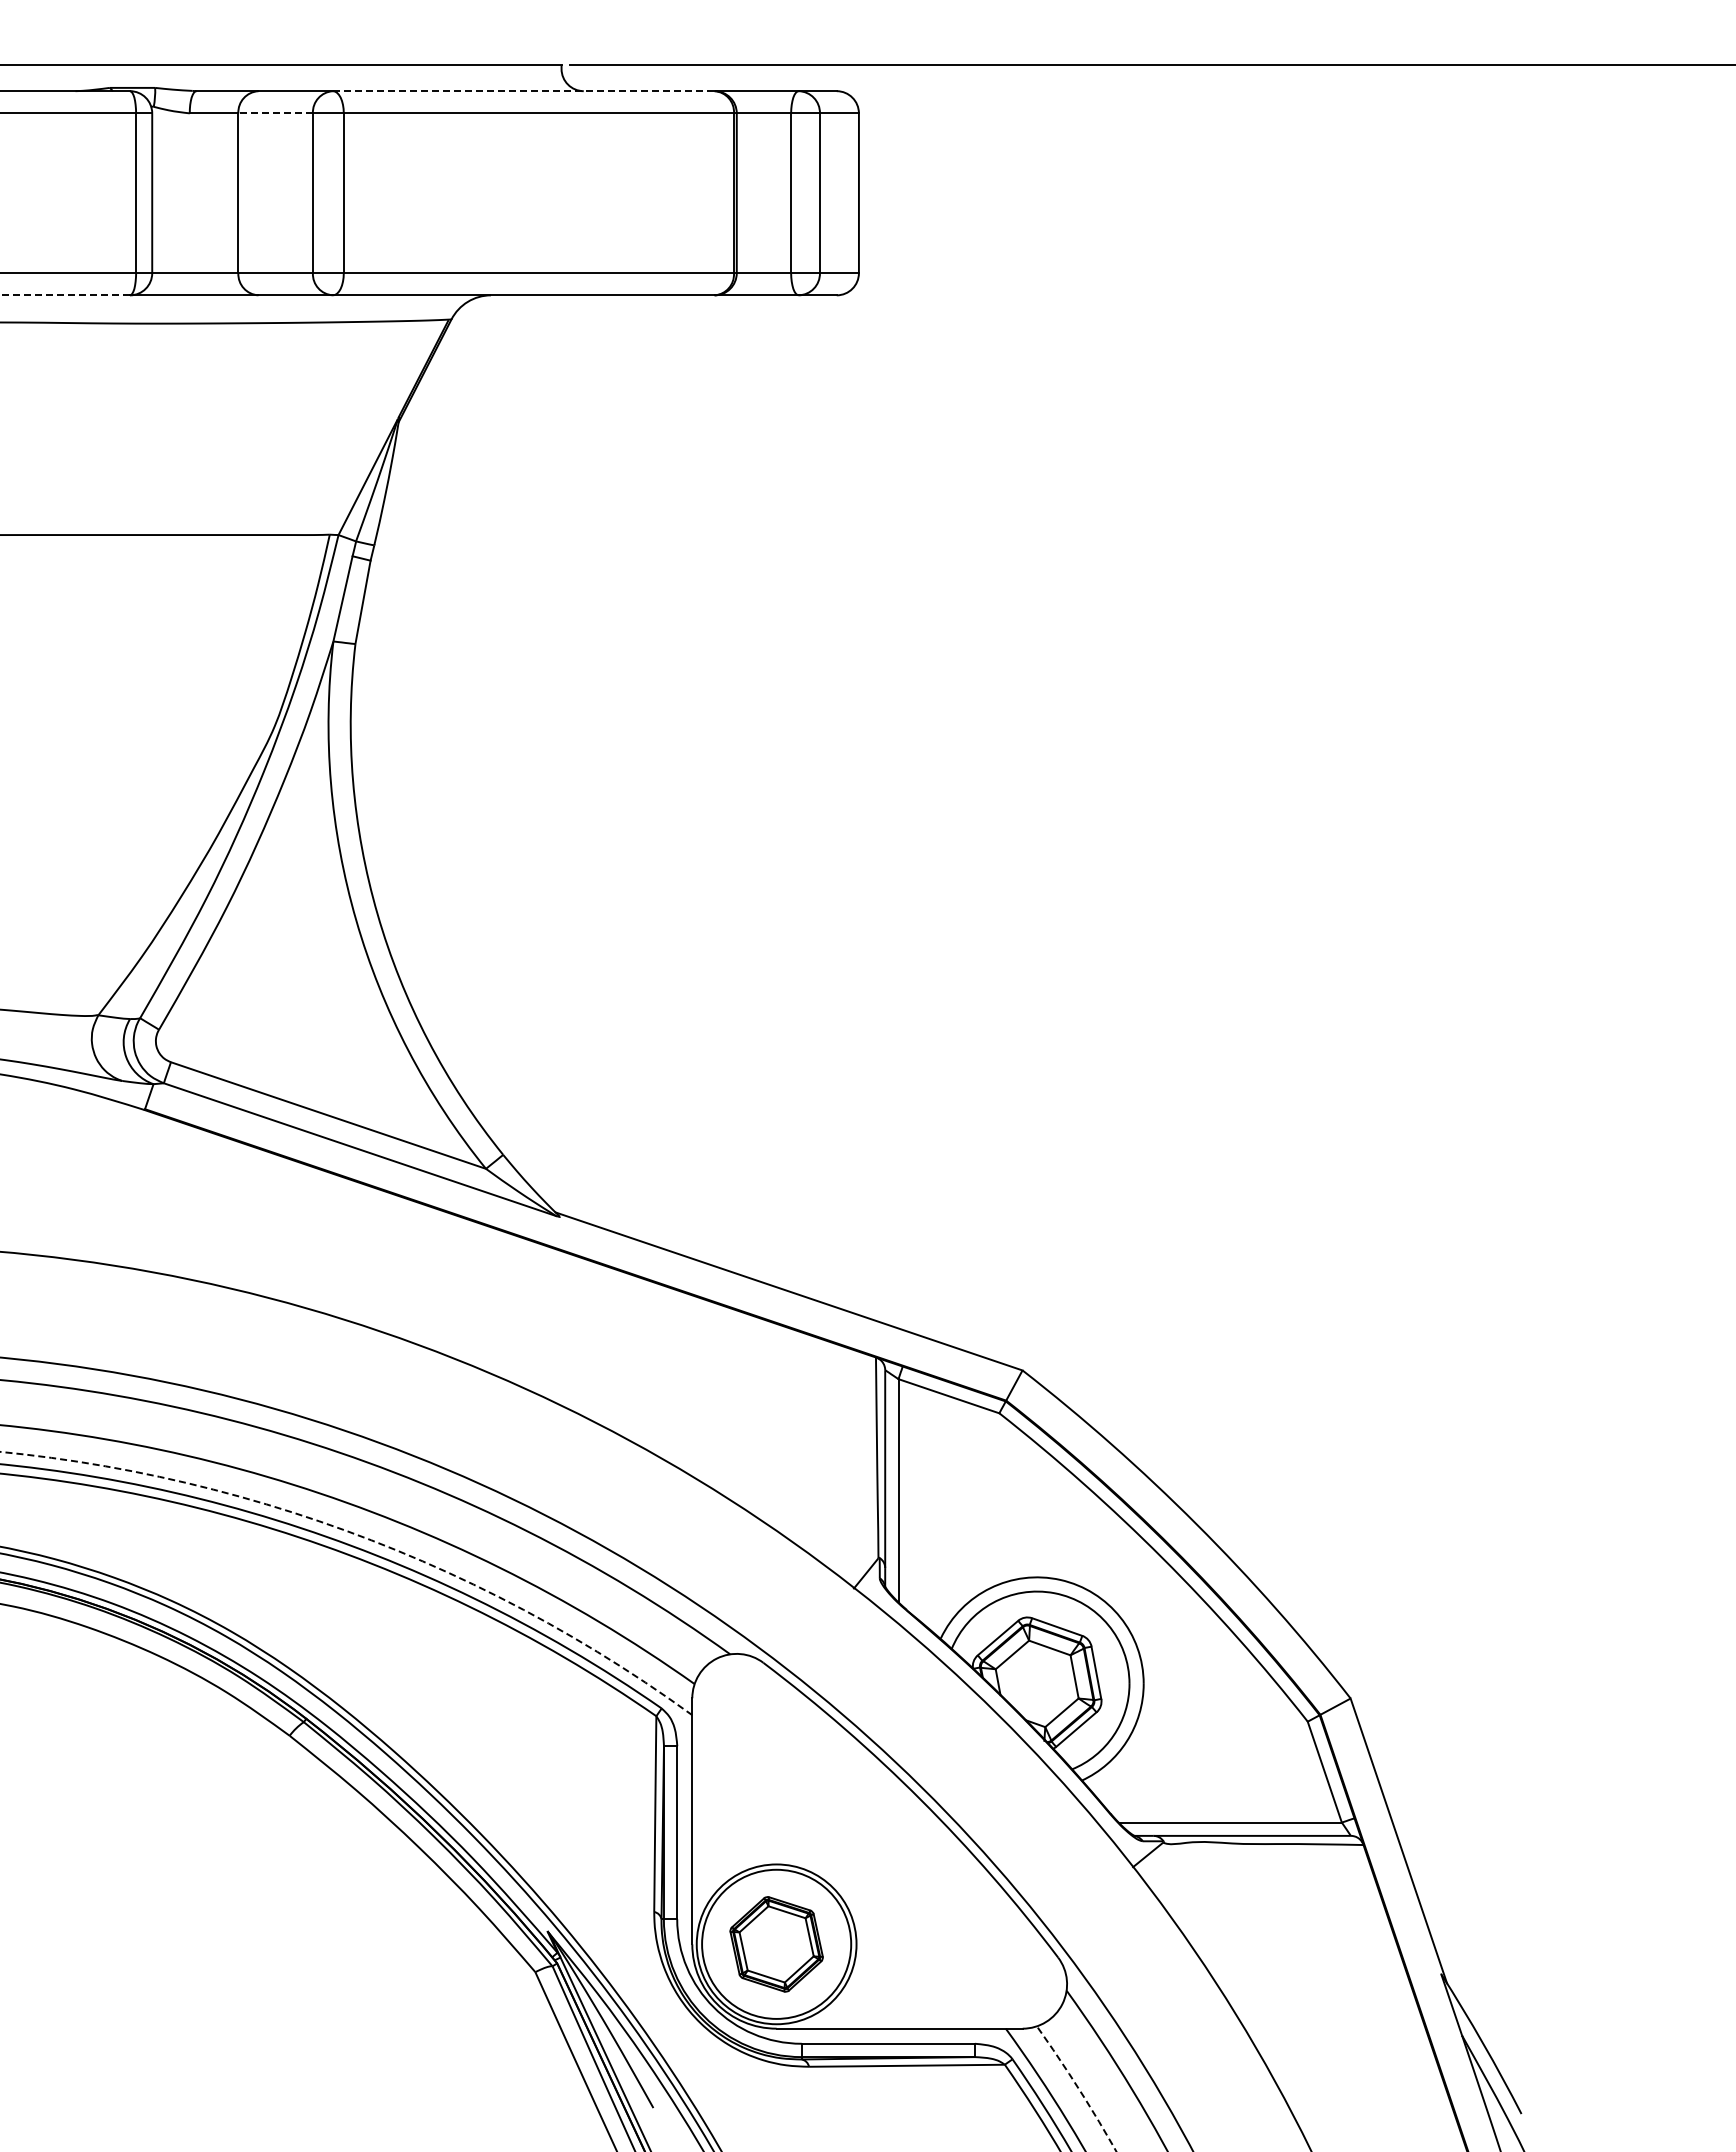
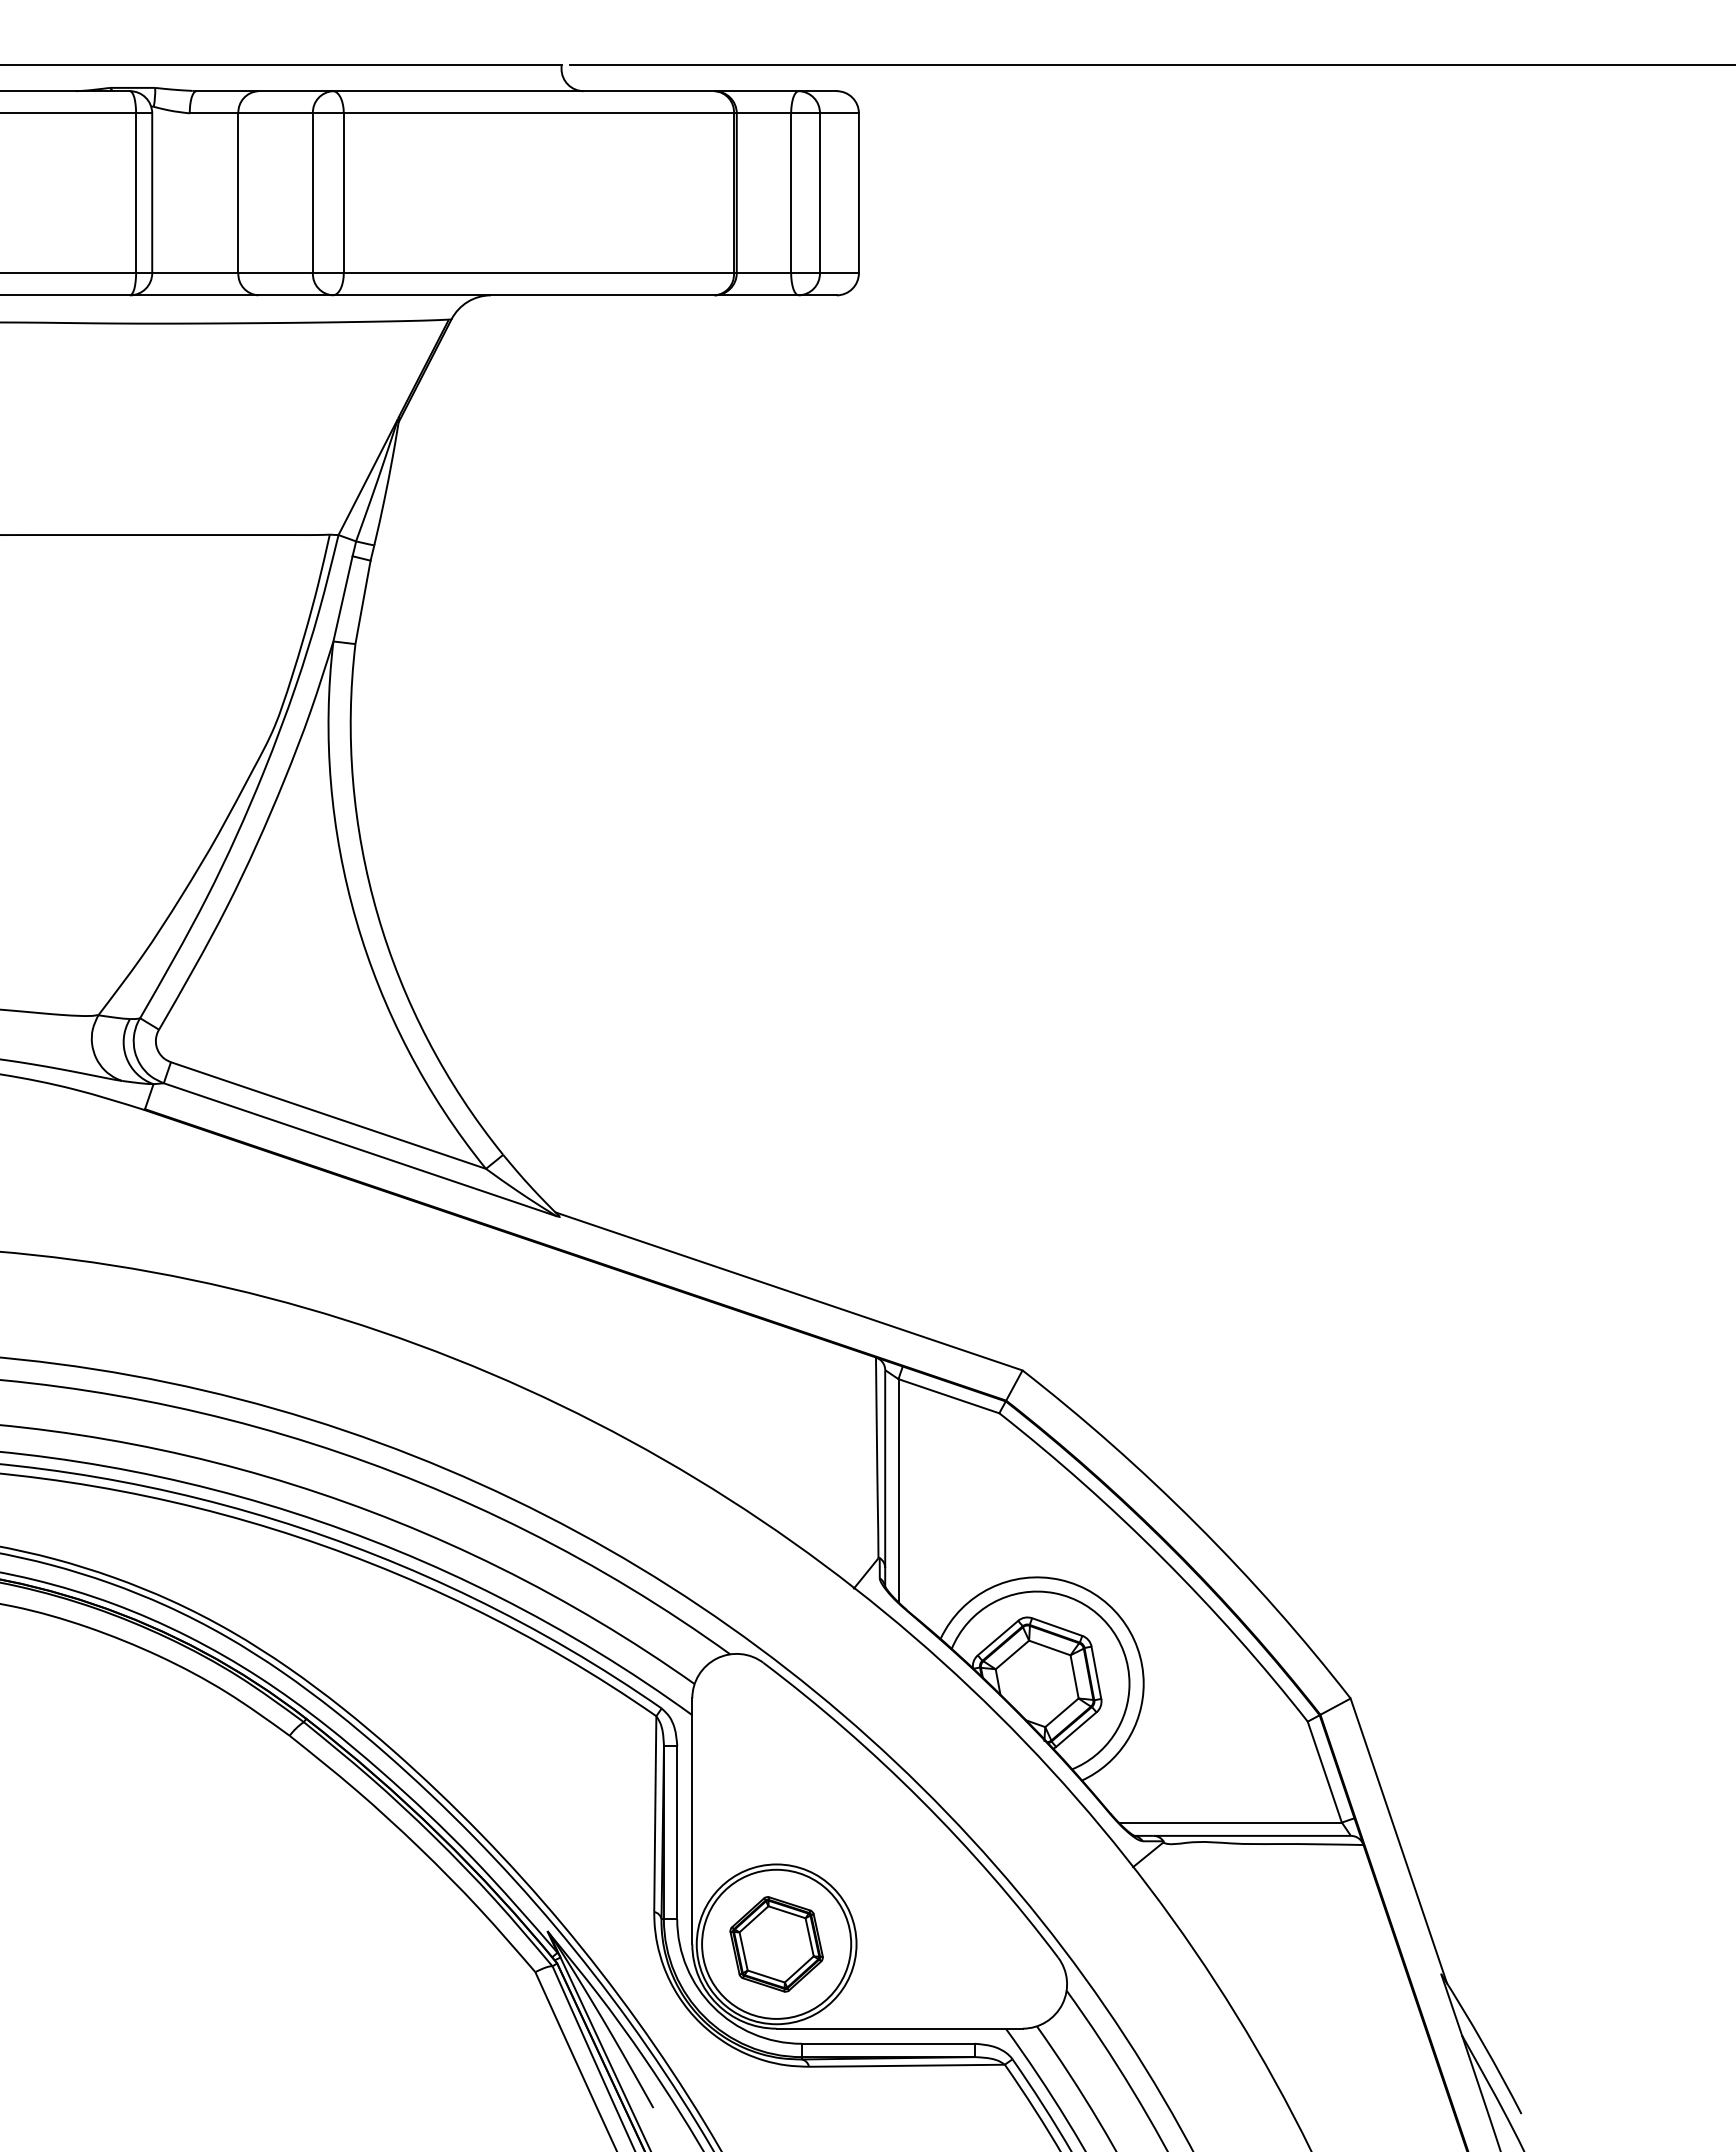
line: dashed -> solid (523, 91)
line: dashed -> solid (275, 113)
line: dashed -> solid (65, 295)
arc: dashed -> solid (363, 1537)
arc: dashed -> solid (1078, 2088)
